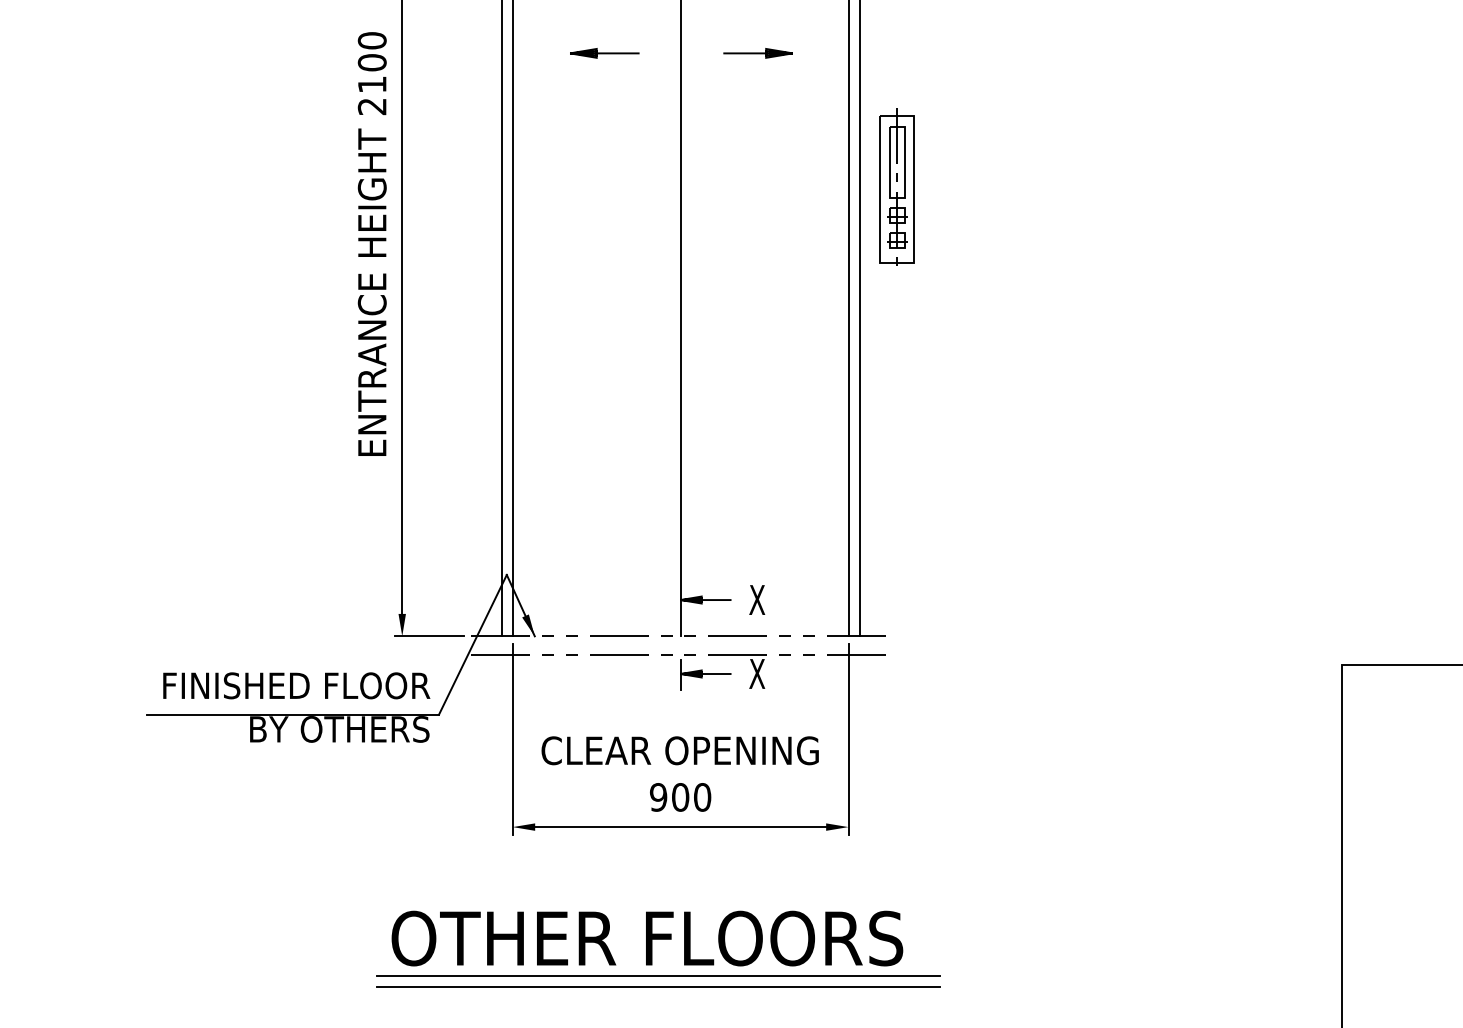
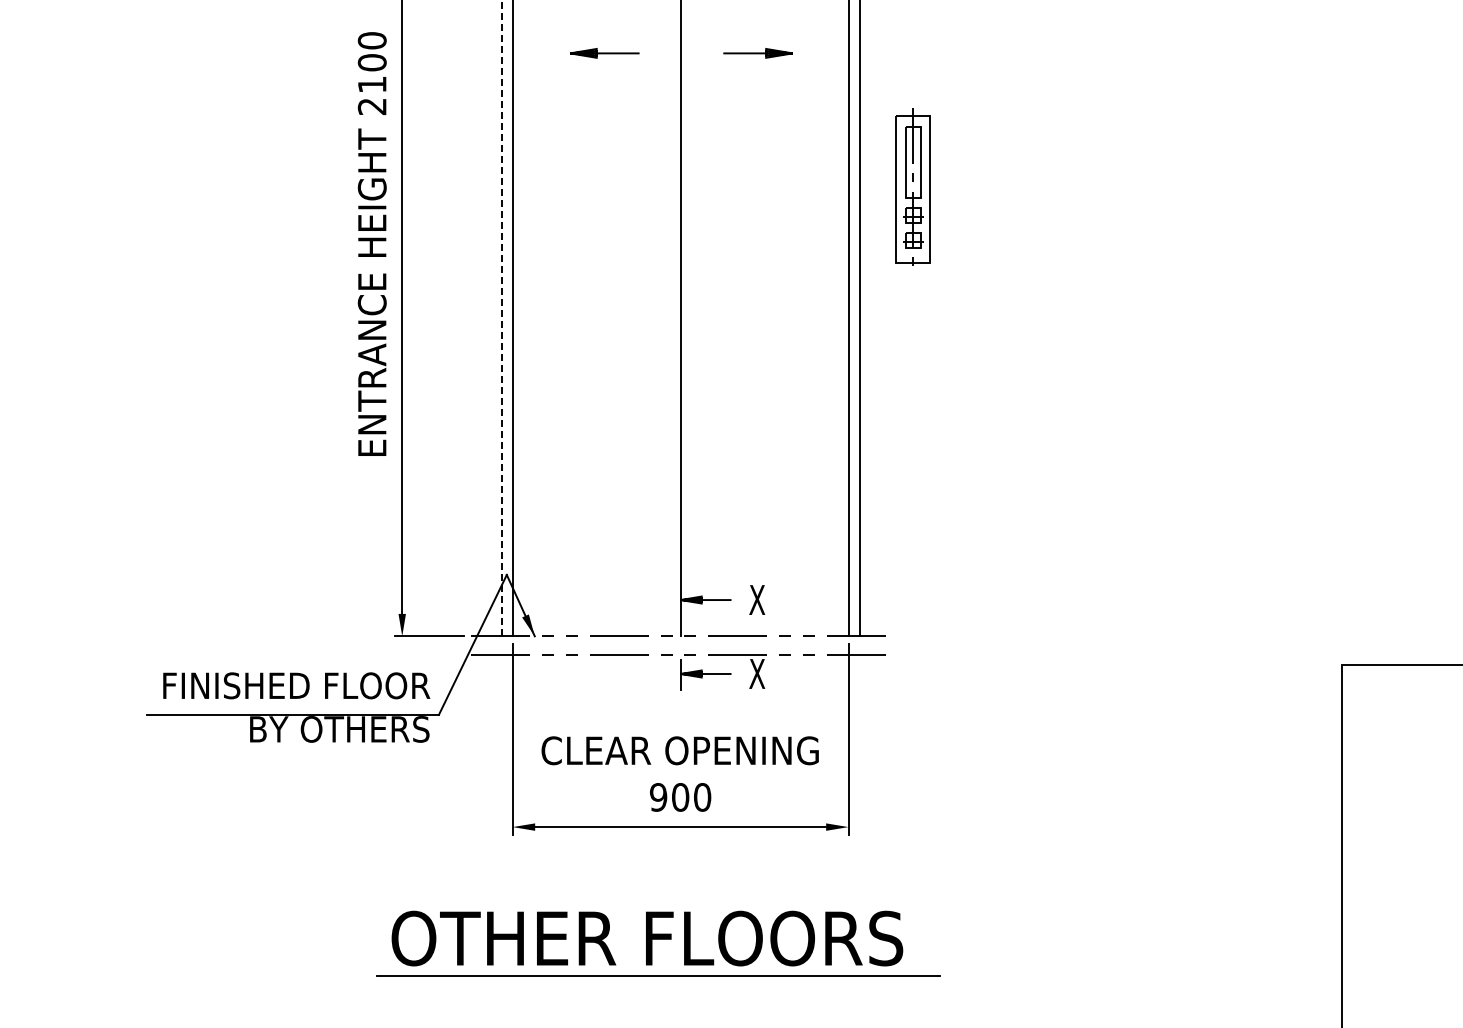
part position: (896, 186) -> (912, 186) (912, 186)
line: solid -> dashed (501, 318)
line: present -> none (658, 986)
